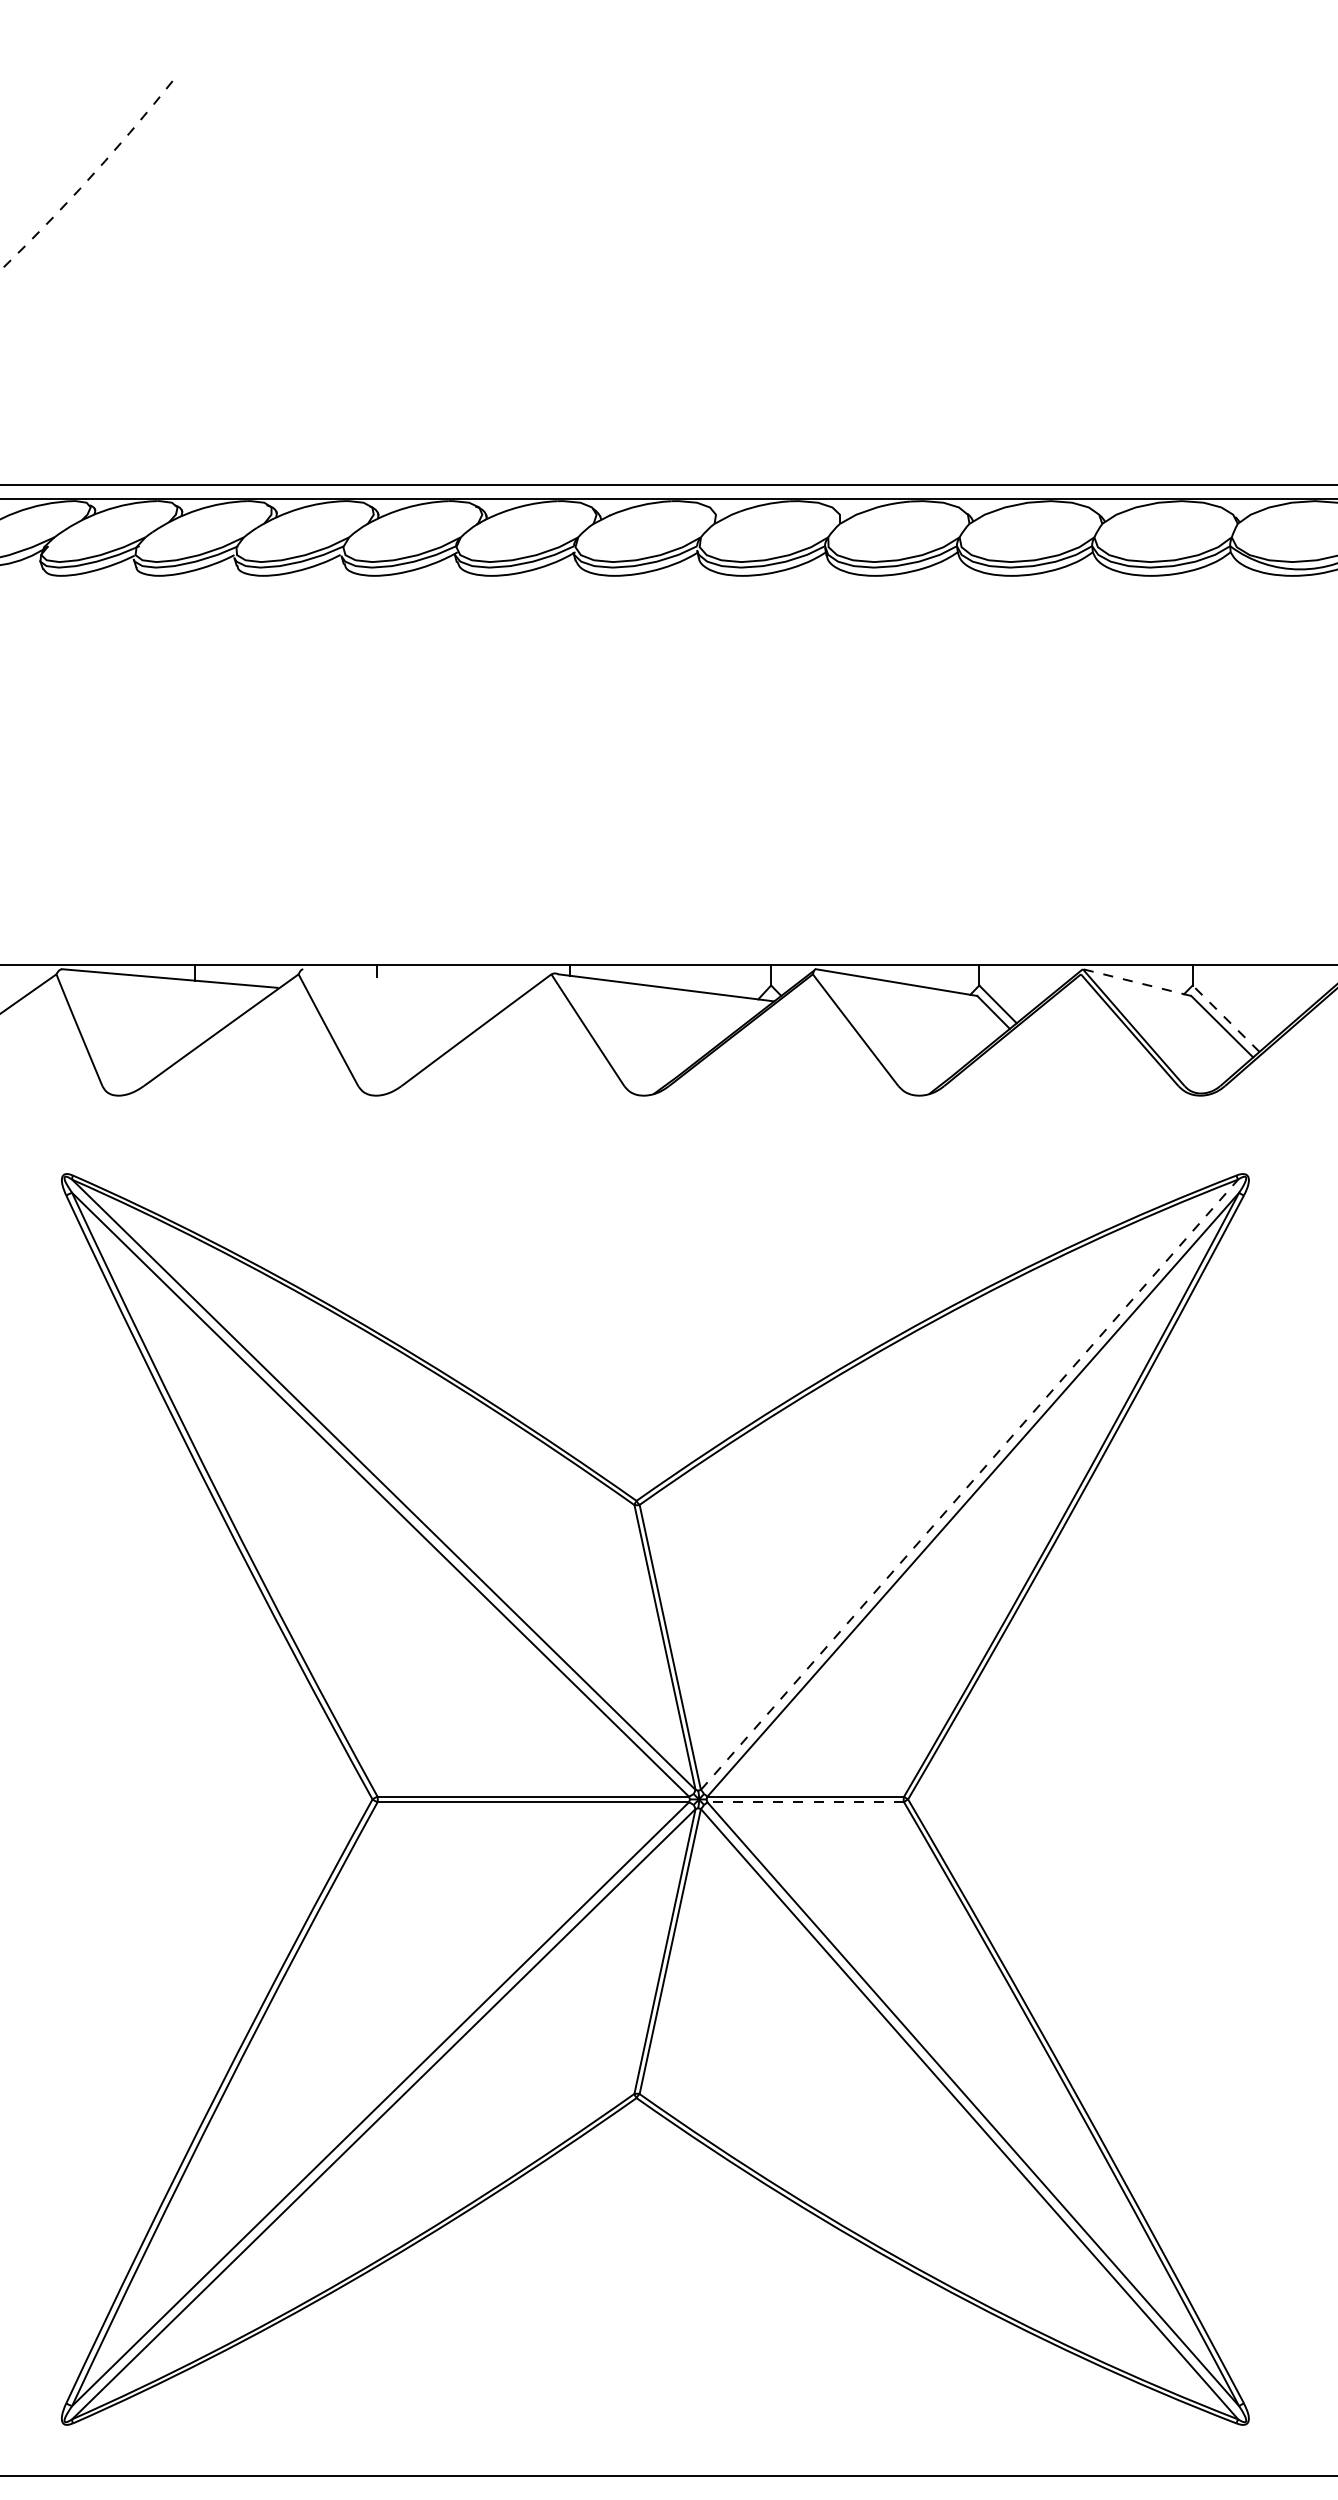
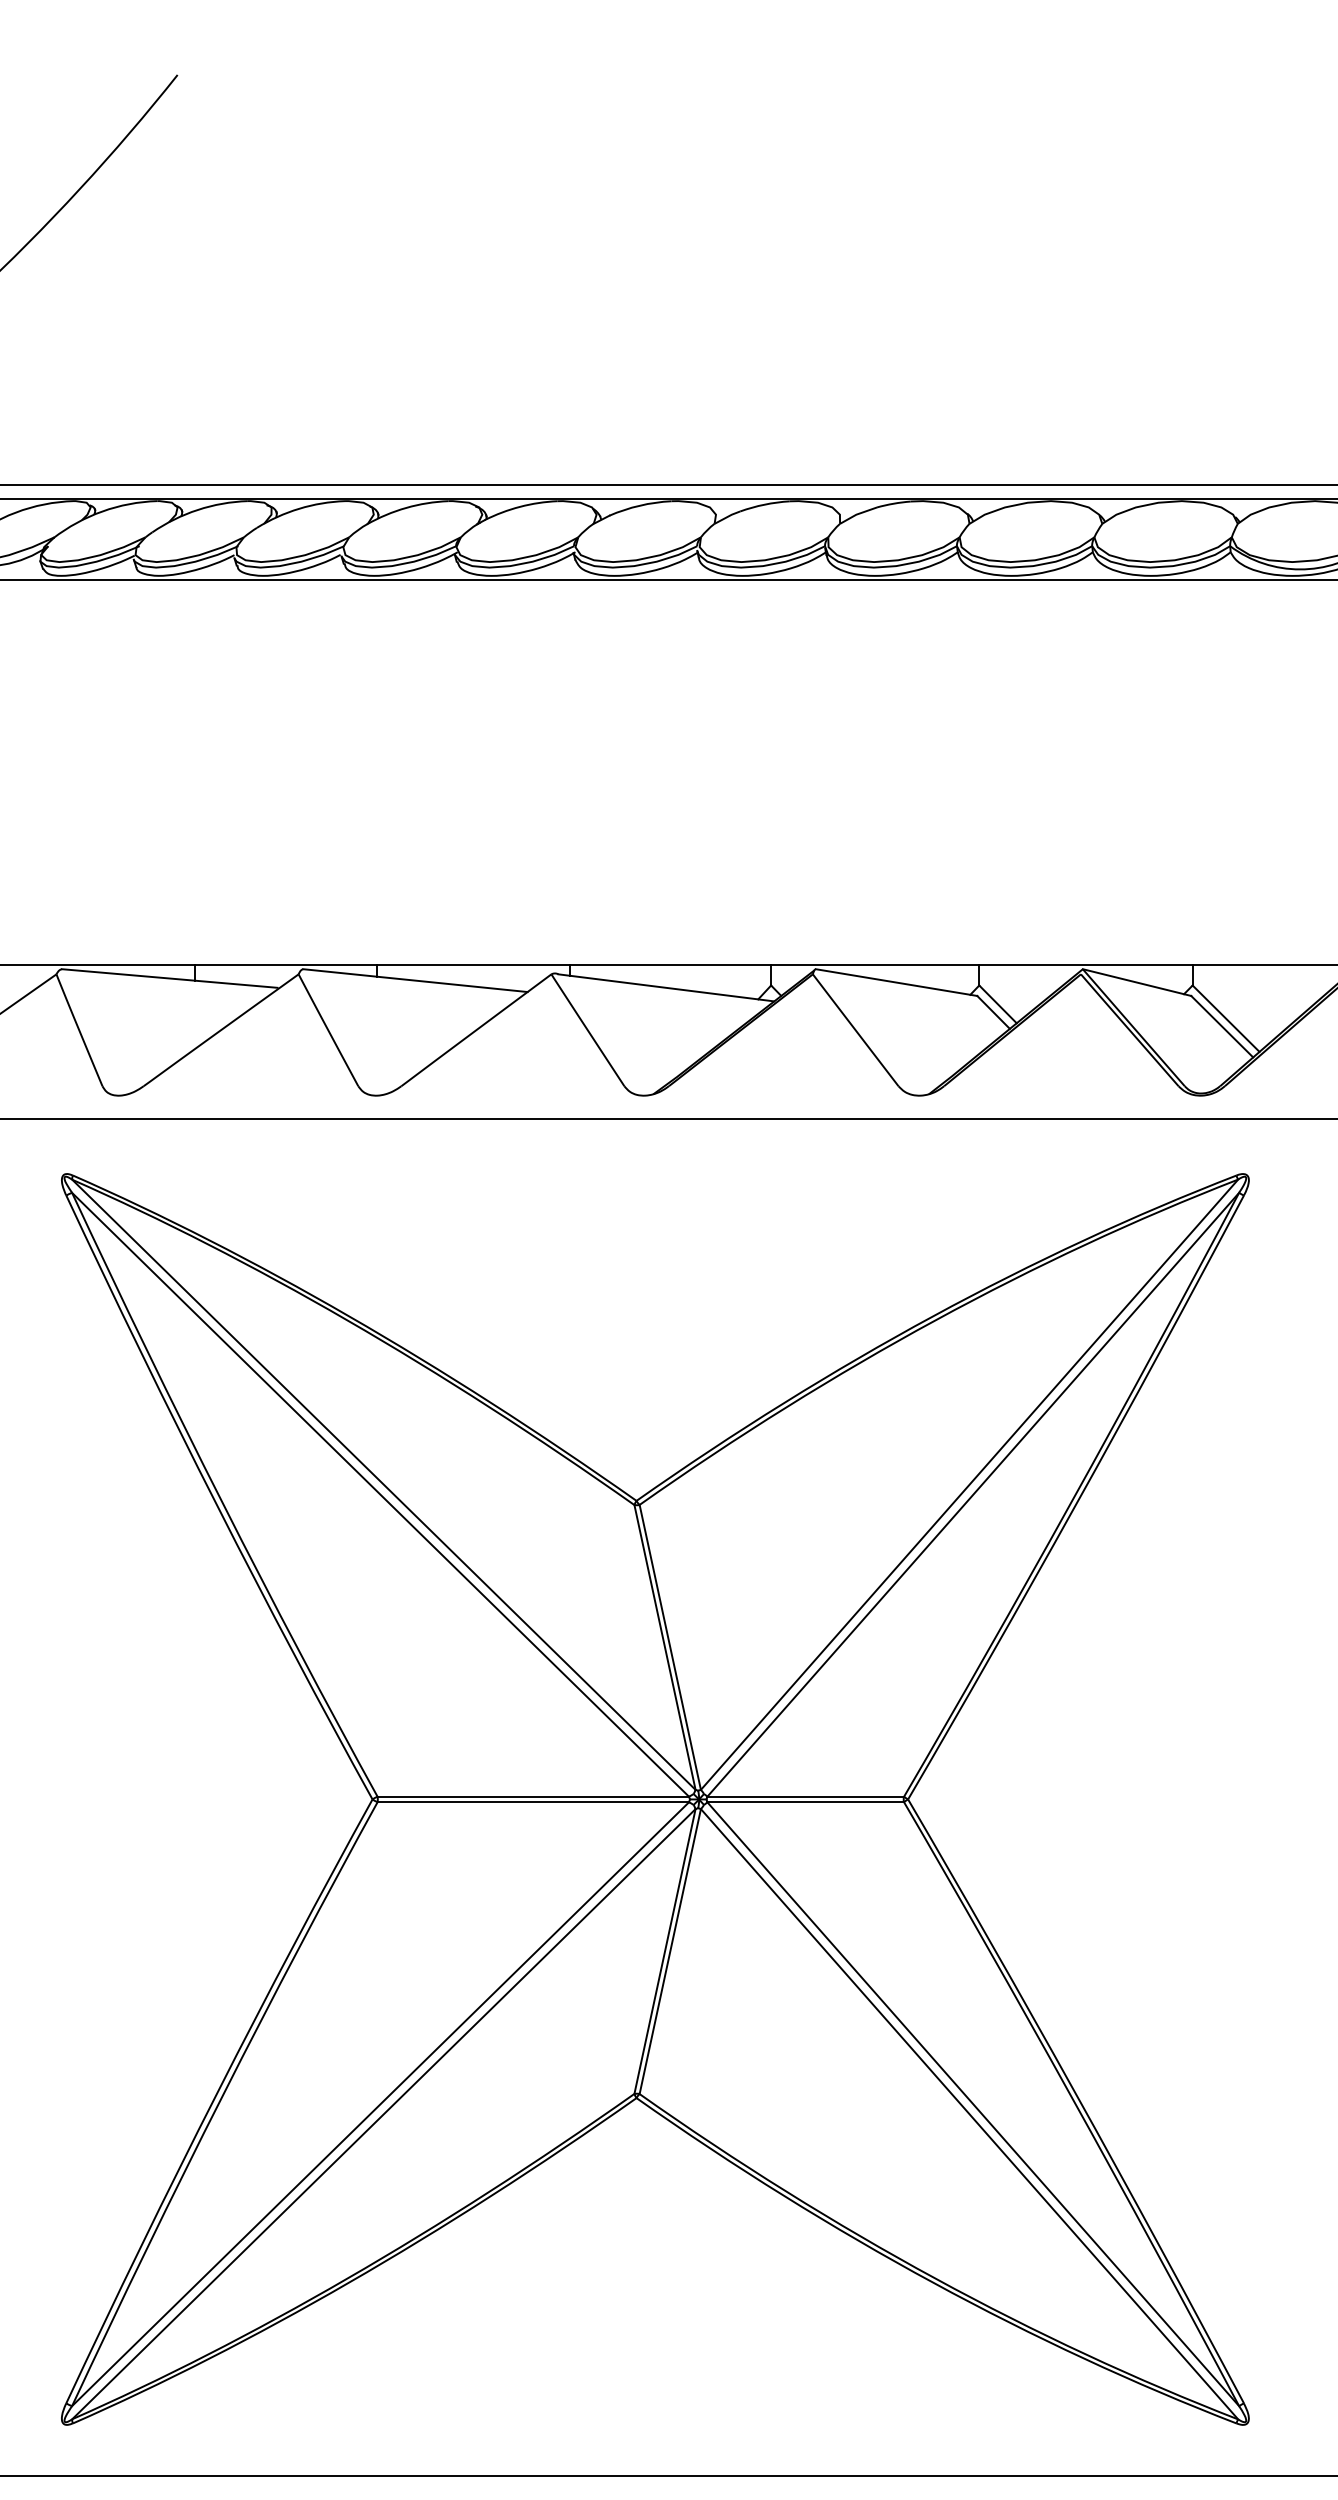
arc: dashed -> solid (91, 176)
line: none -> present (668, 580)
line: none -> present (415, 980)
line: dashed -> solid (1137, 982)
line: dashed -> solid (1225, 1018)
line: none -> present (668, 1119)
line: dashed -> solid (969, 1484)
line: dashed -> solid (805, 1802)
